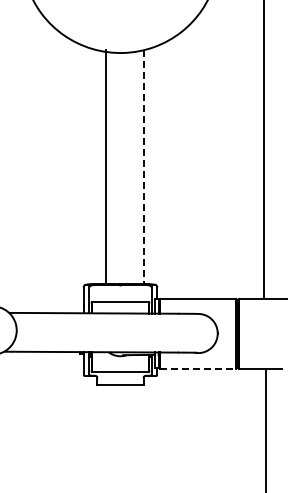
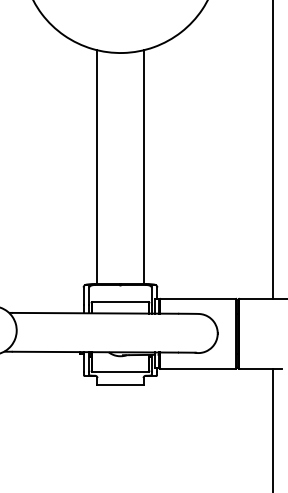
line position: (263, 150) -> (272, 150) (272, 150)
line position: (106, 166) -> (97, 166) (97, 166)
line: dashed -> solid (143, 167)
line: dashed -> solid (198, 368)
line position: (265, 428) -> (272, 428) (272, 428)
